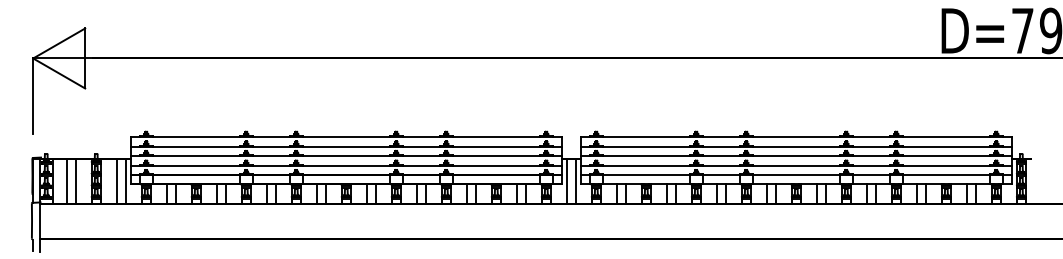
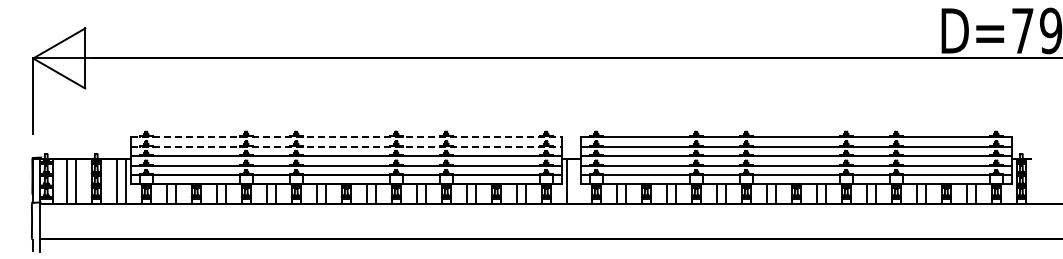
line: solid -> dashed (346, 137)
line: solid -> dashed (346, 146)
line: present -> none (575, 181)
